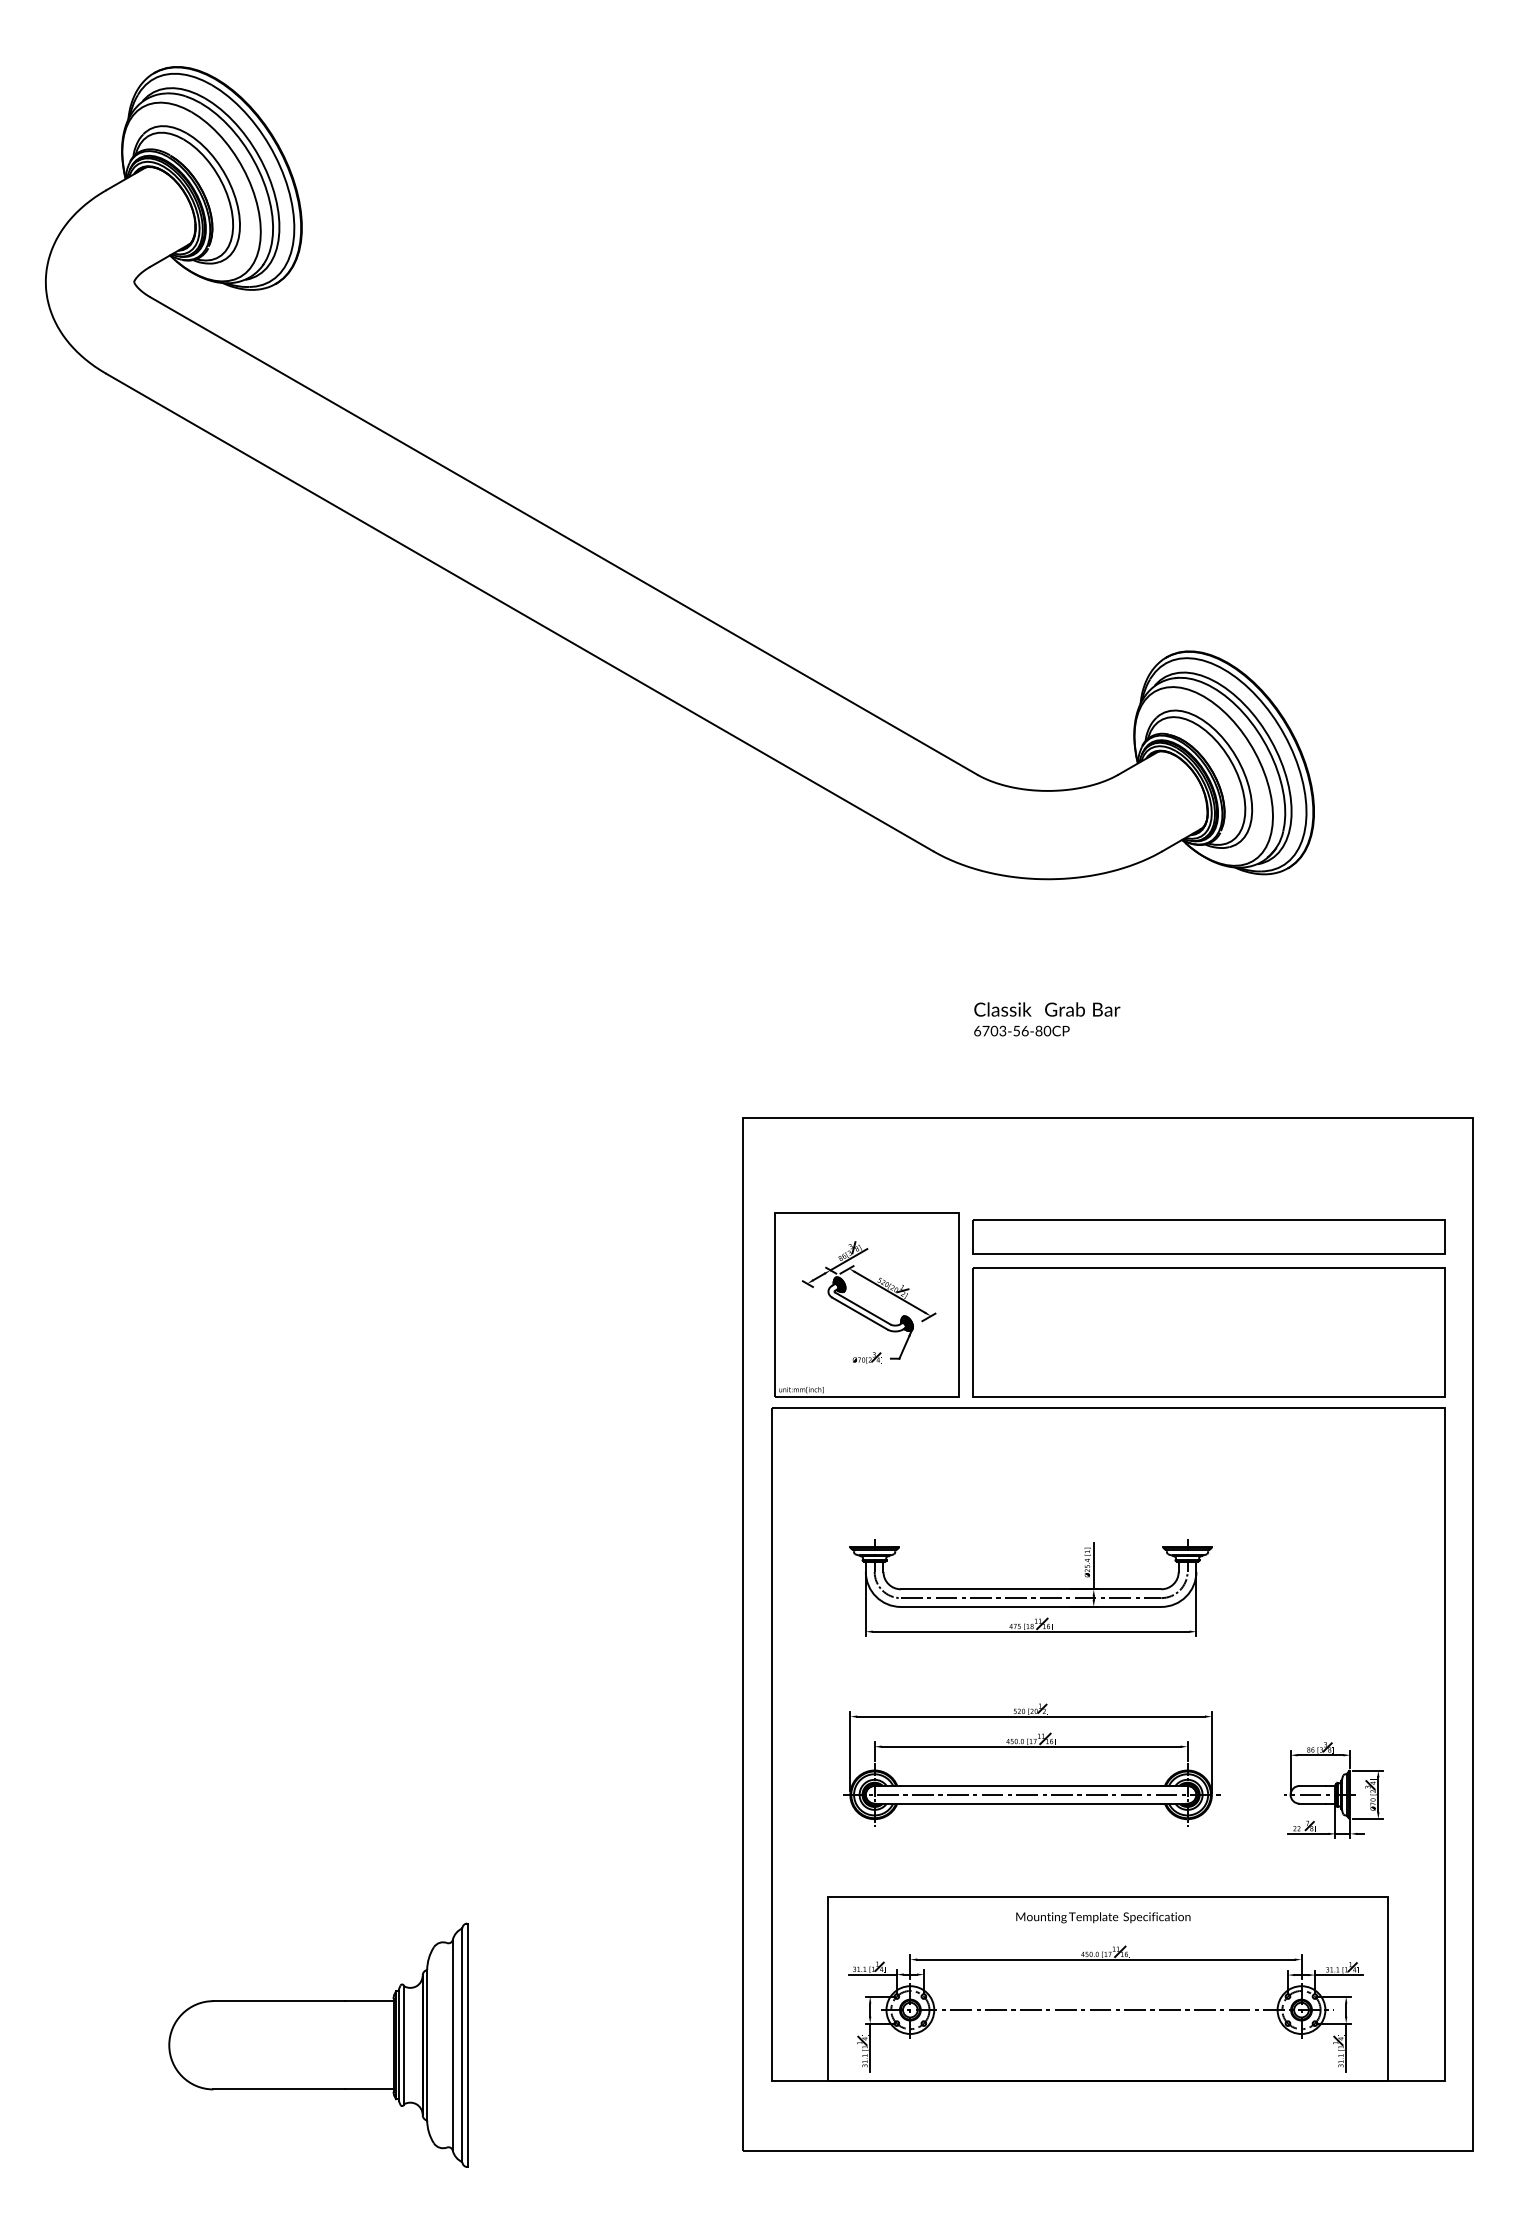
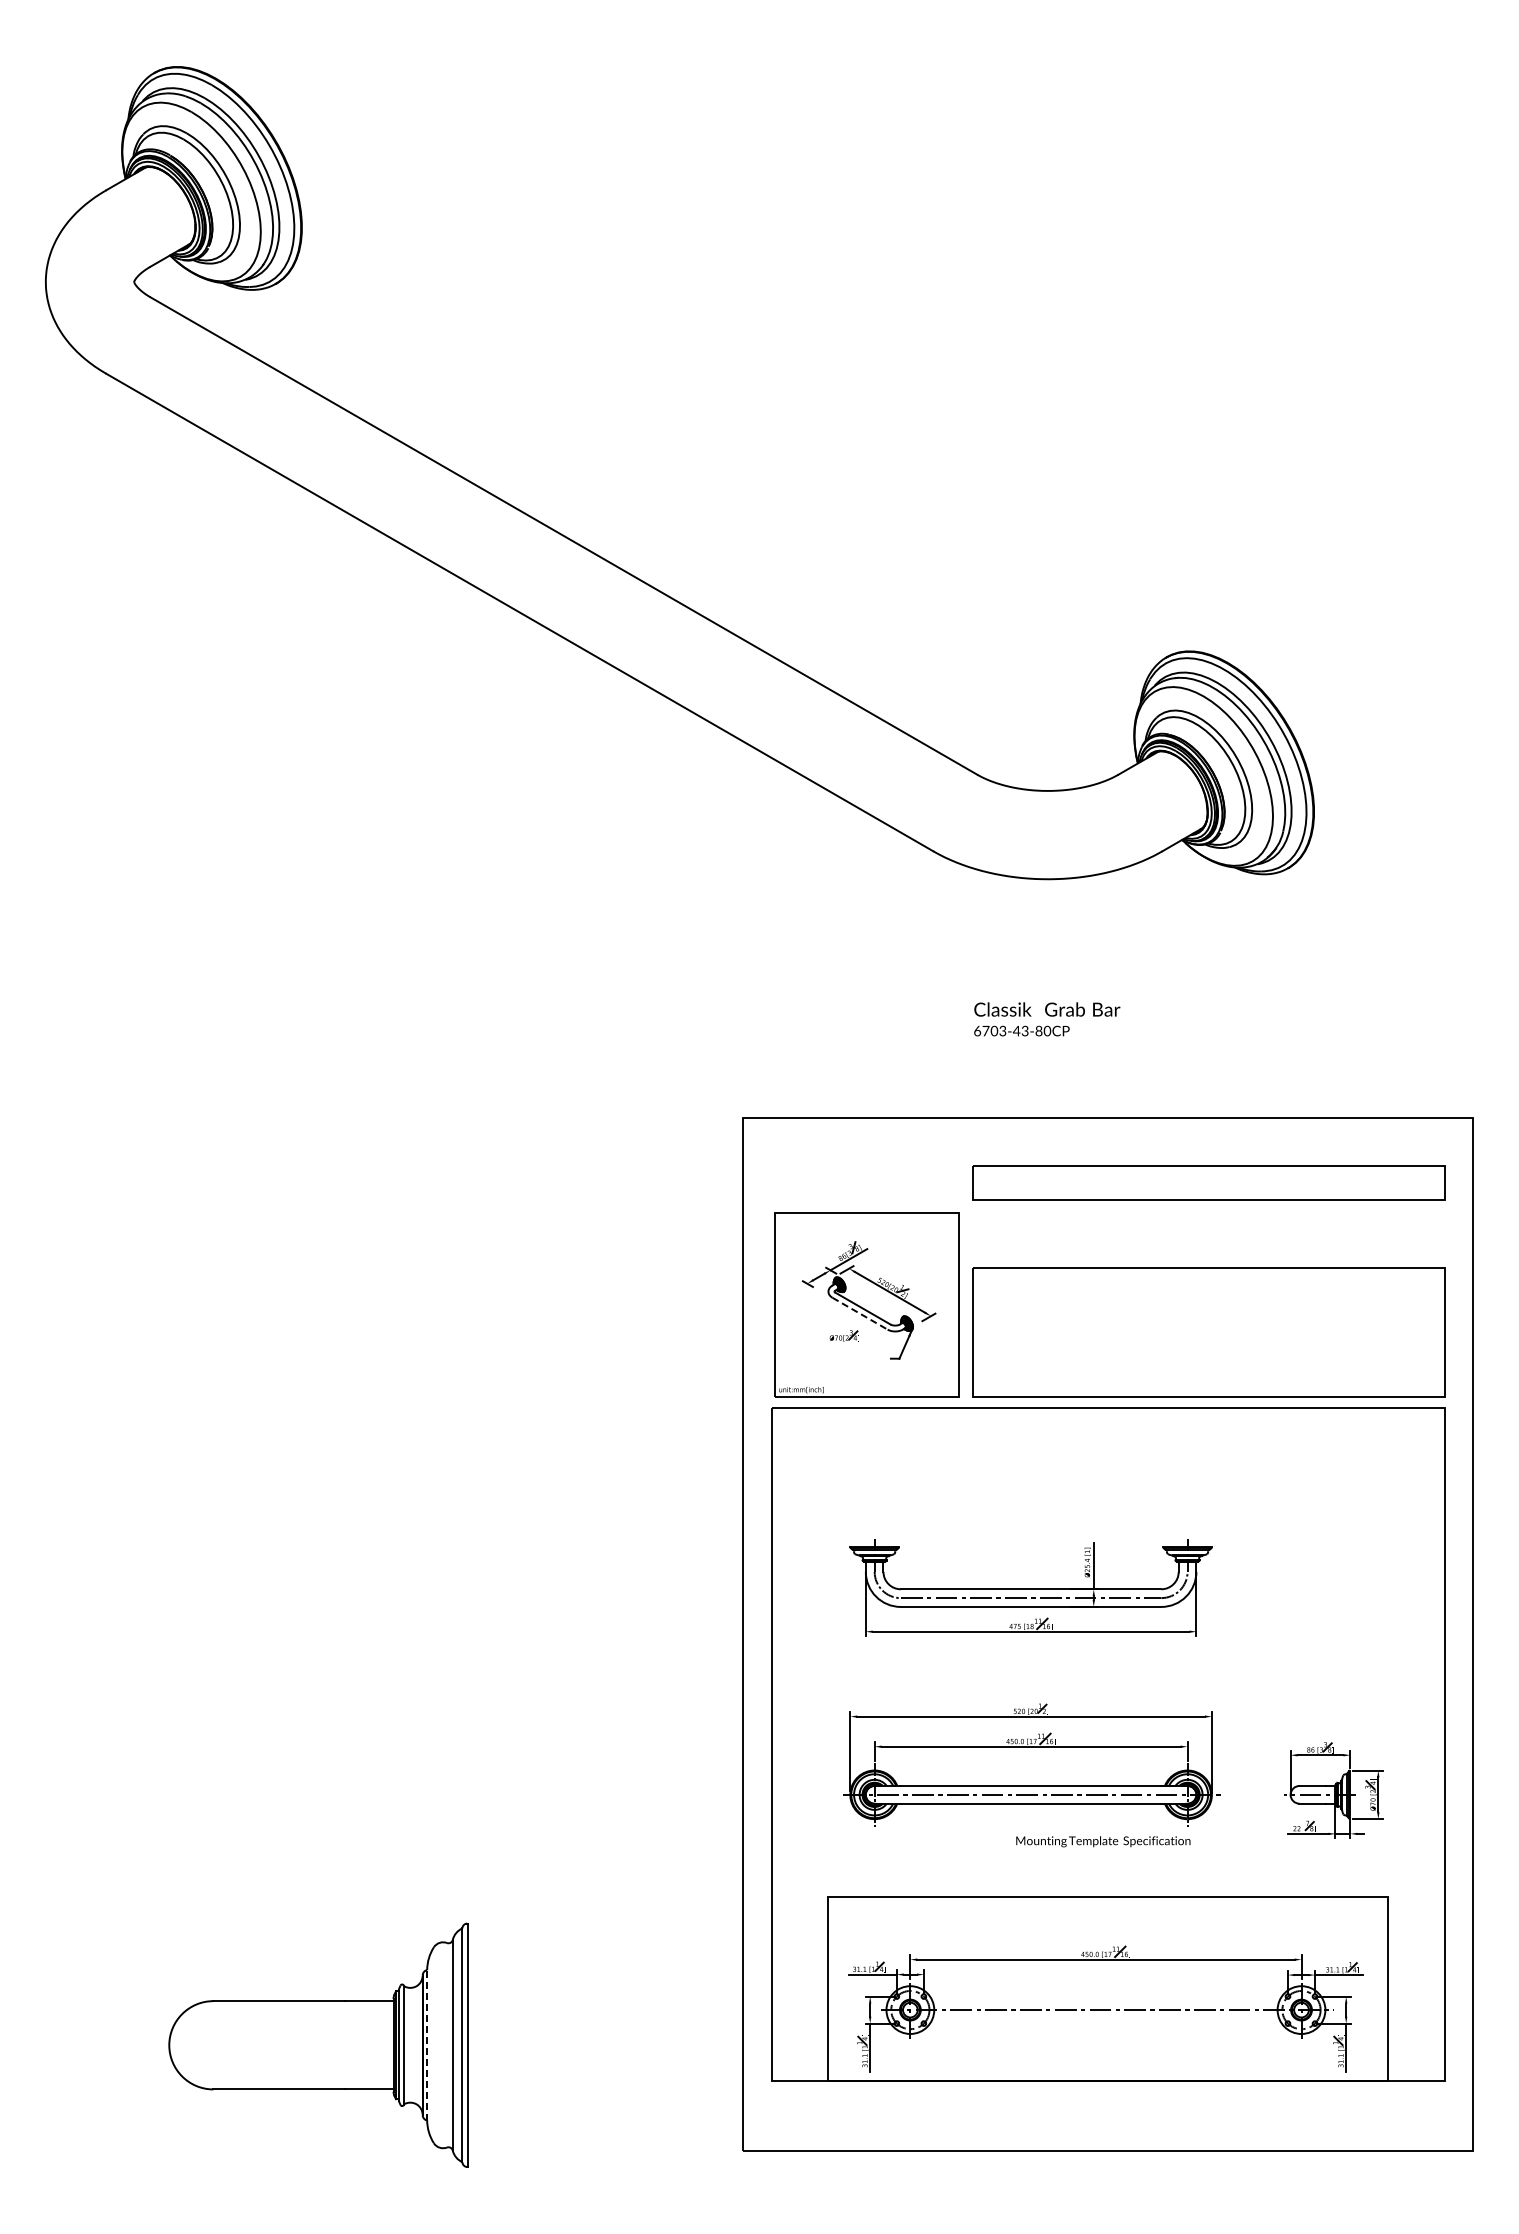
text: 6703-56-80CP -> 6703-43-80CP (1020, 1030)
part position: (1208, 1236) -> (1208, 1182) (1208, 1182)
line: solid -> dashed (860, 1313)
part position: (866, 1357) -> (843, 1335) (843, 1335)
text position: (1103, 1917) -> (1103, 1841) (1103, 1841)
line: solid -> dashed (427, 2044)
